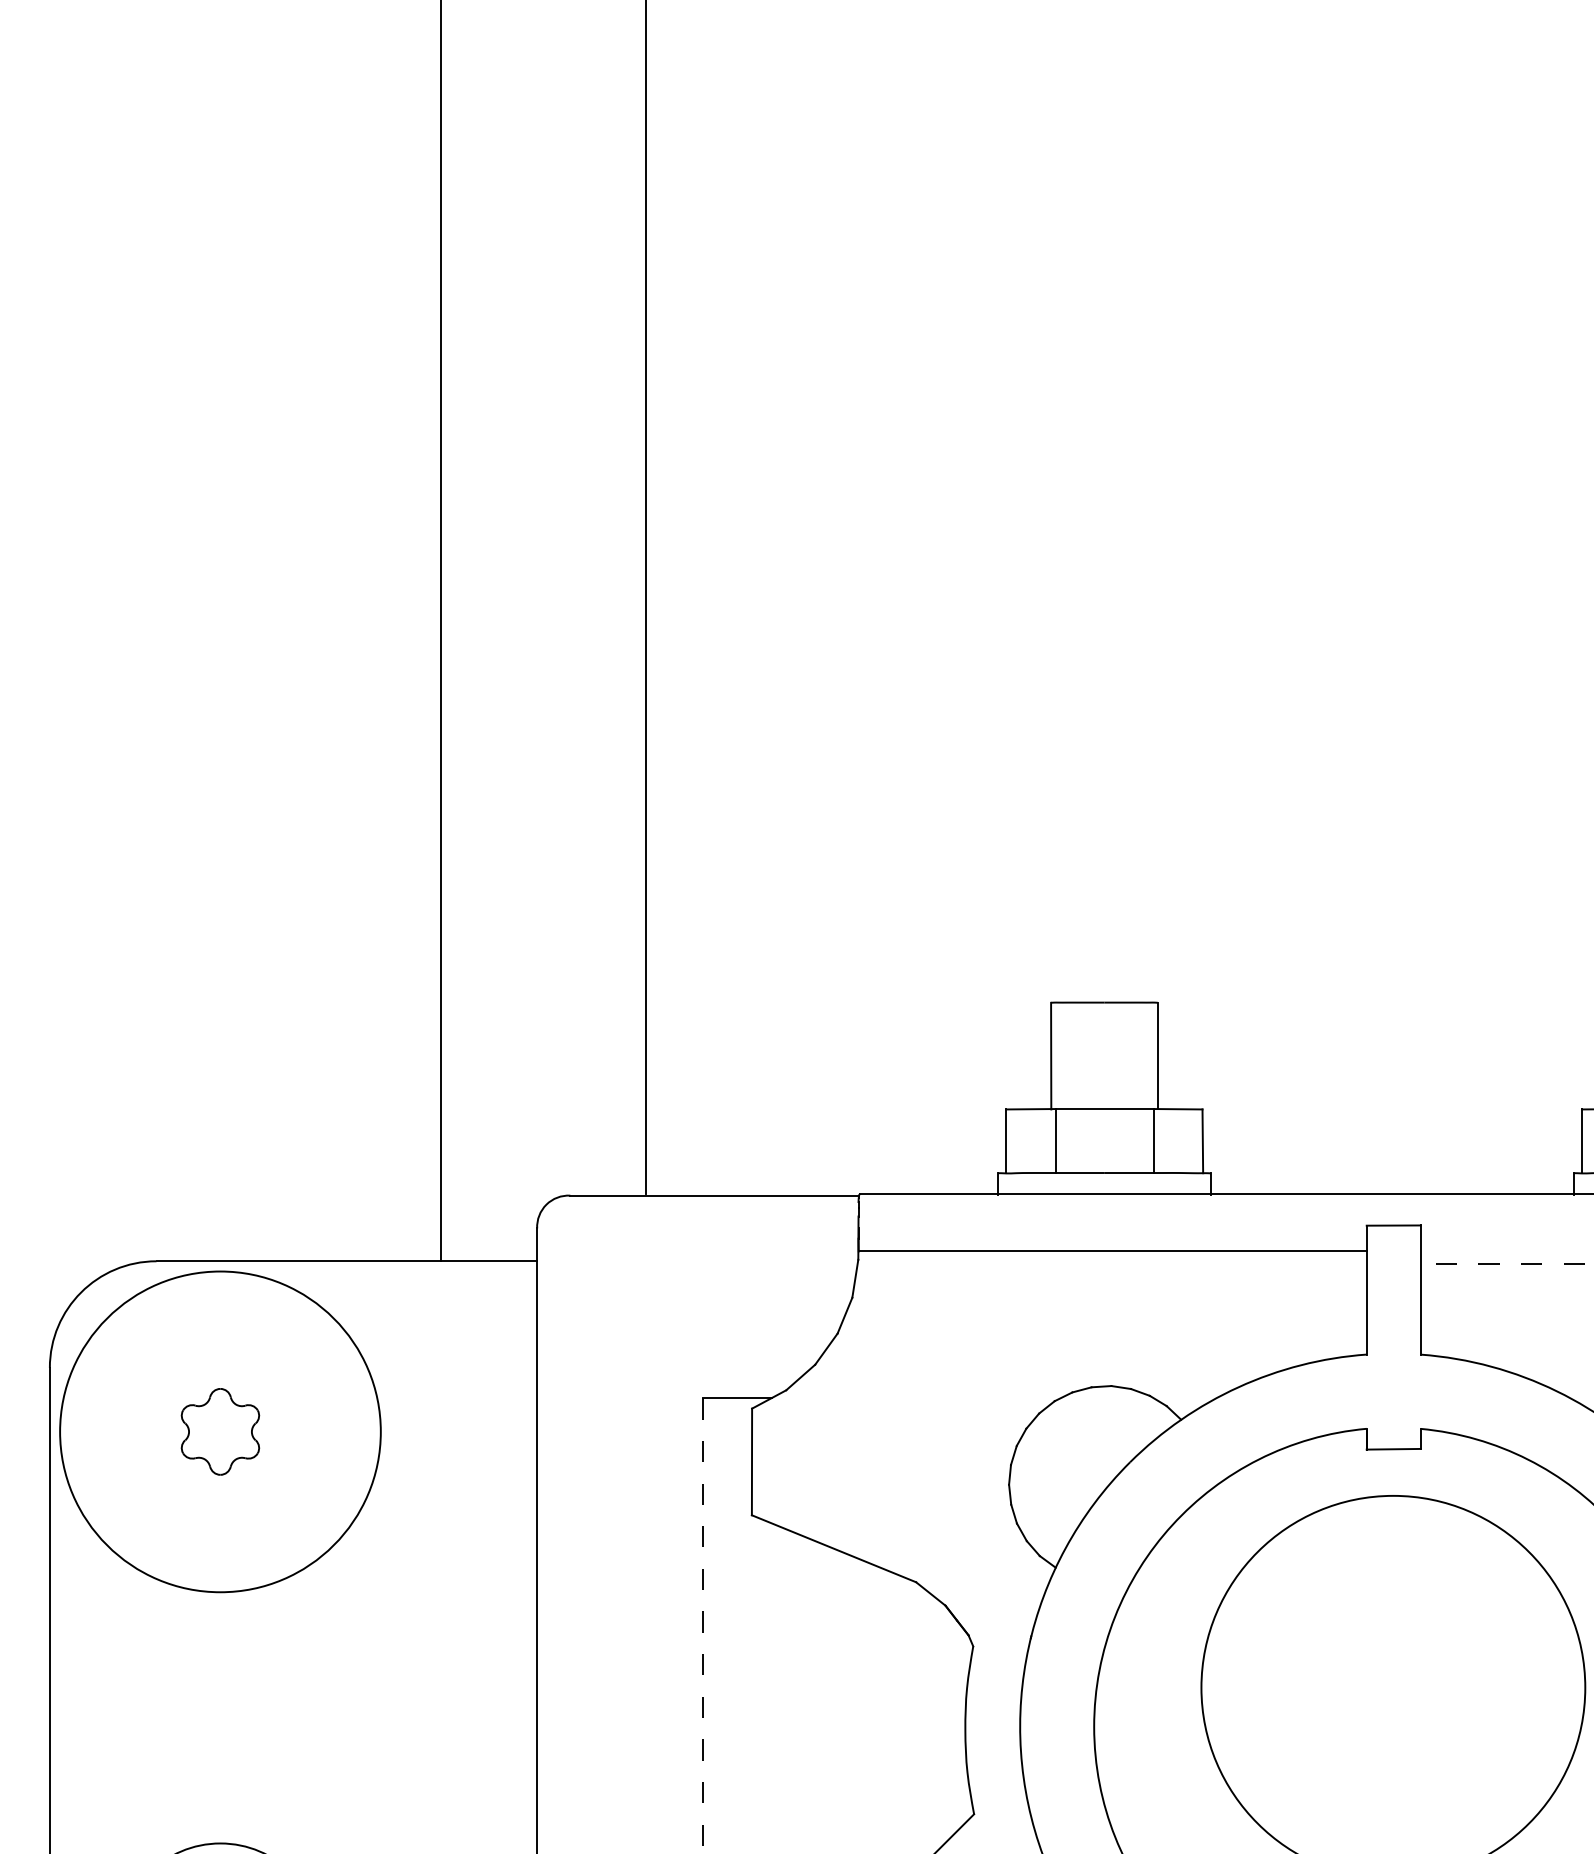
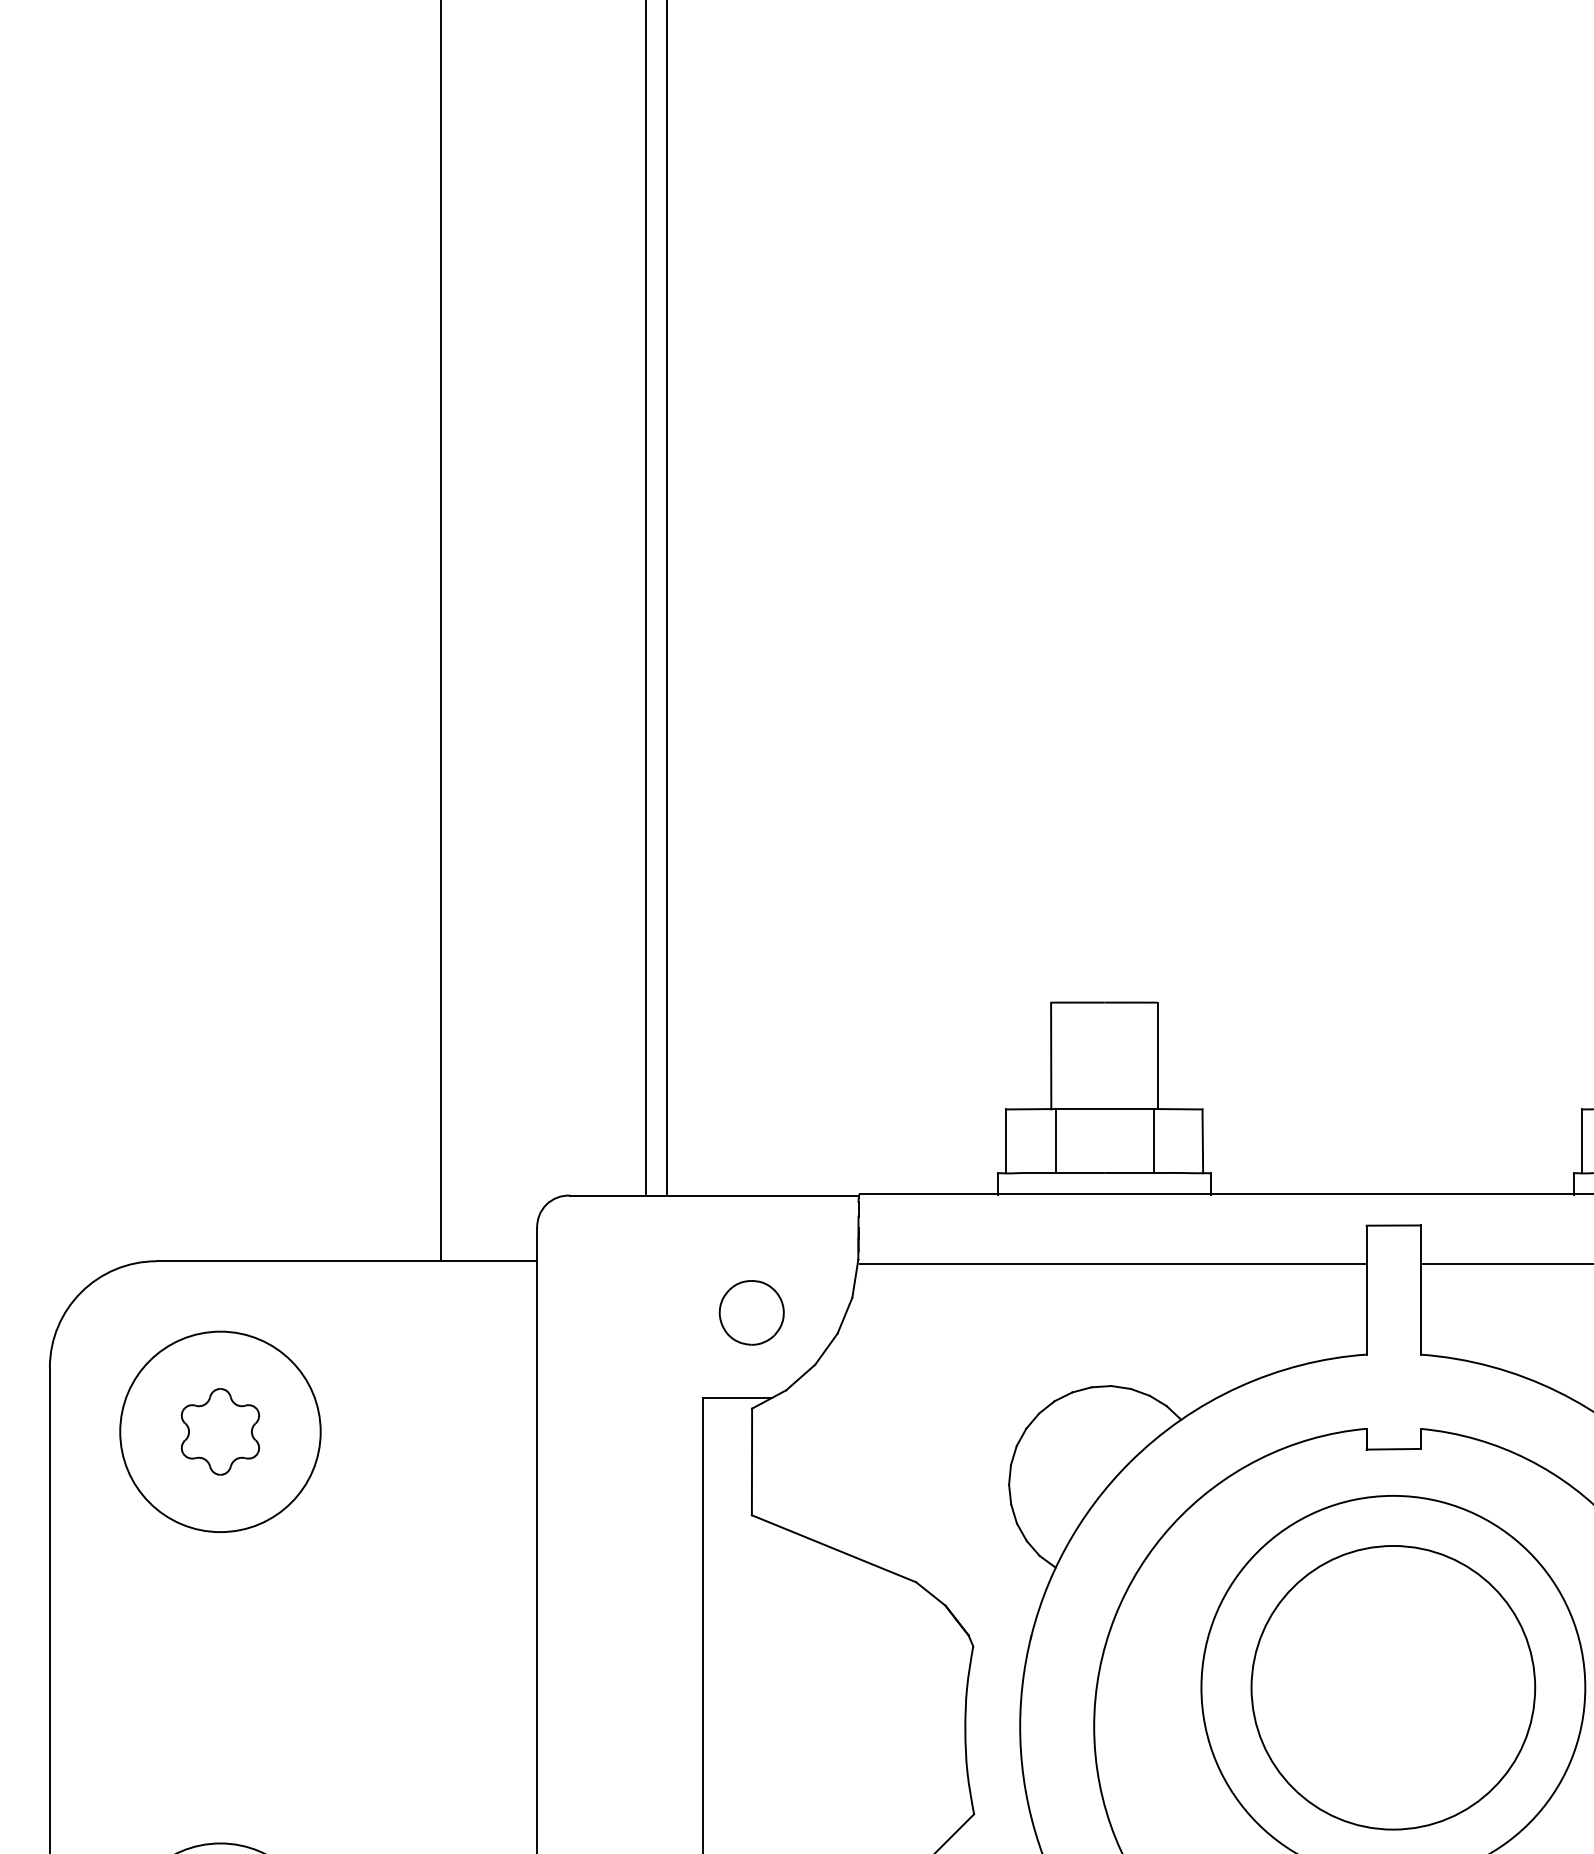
line: none -> present (667, 598)
line position: (1113, 1250) -> (1113, 1263) (1113, 1263)
line: dashed -> solid (1506, 1263)
part: none -> present (751, 1312)
circle diameter: 321 px -> 200 px (220, 1431)
line: dashed -> solid (702, 1626)
circle: none -> present (1393, 1687)
